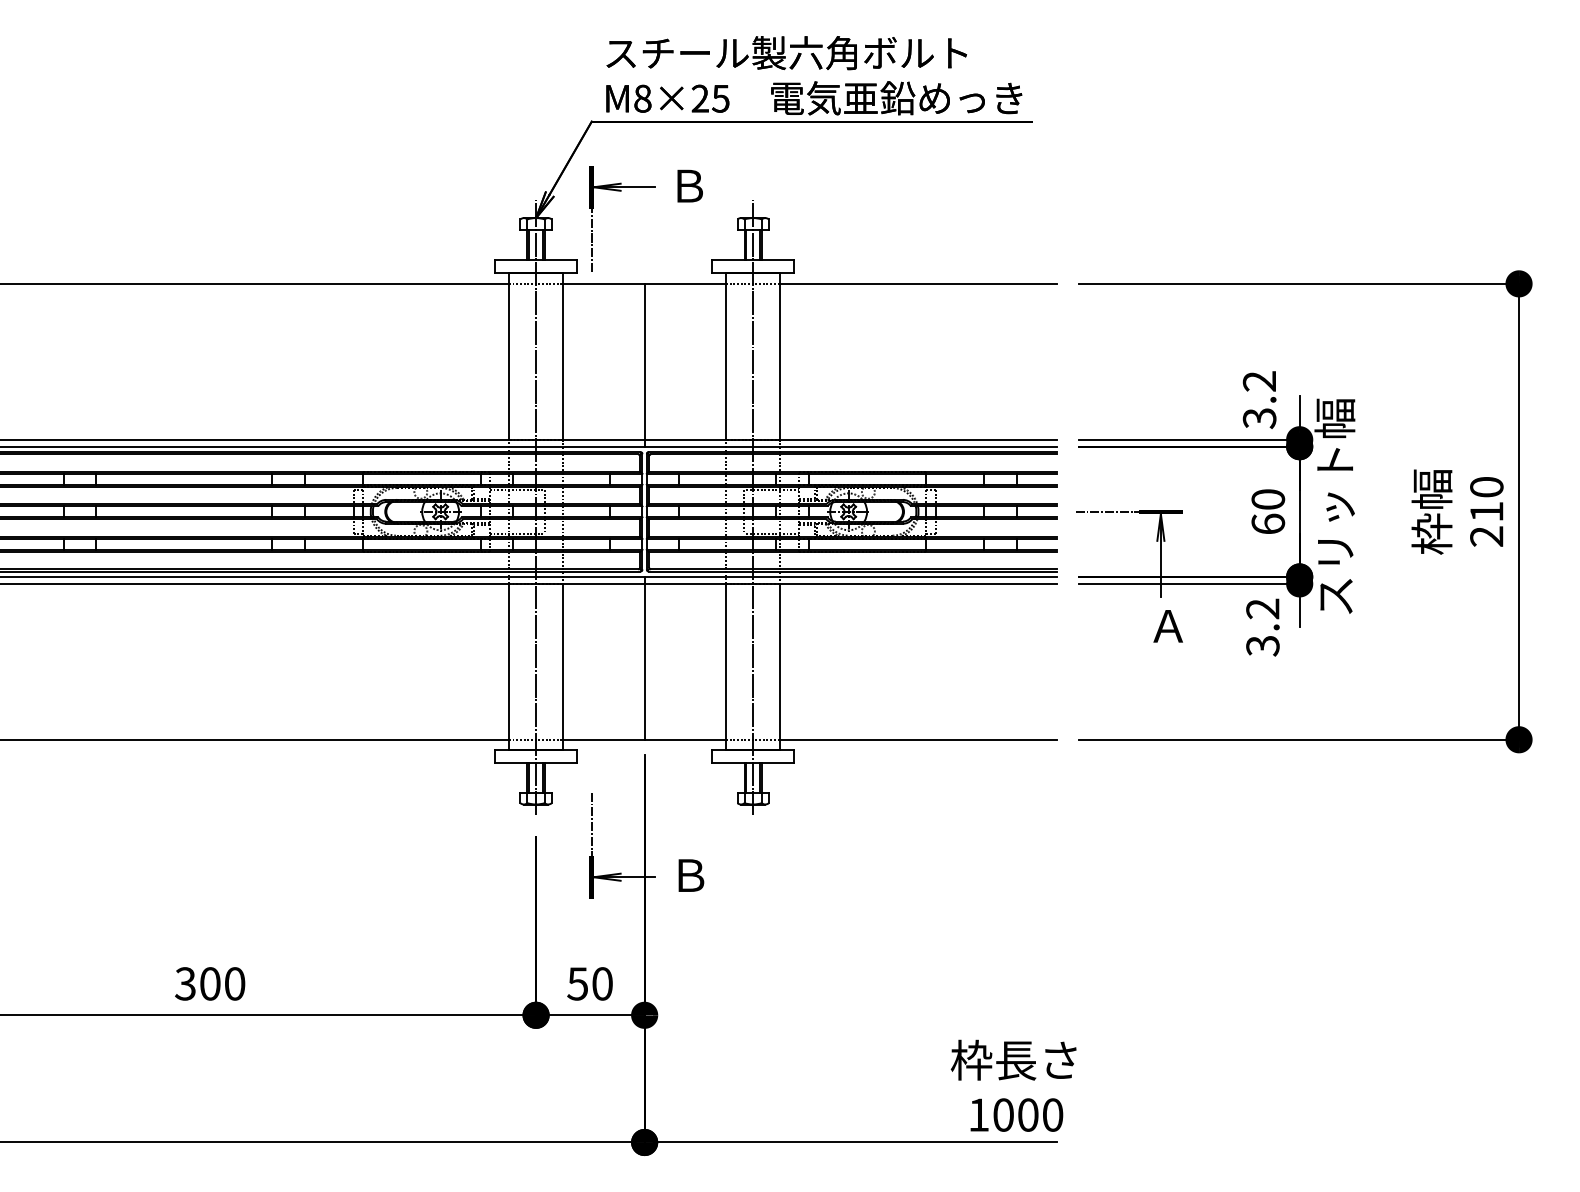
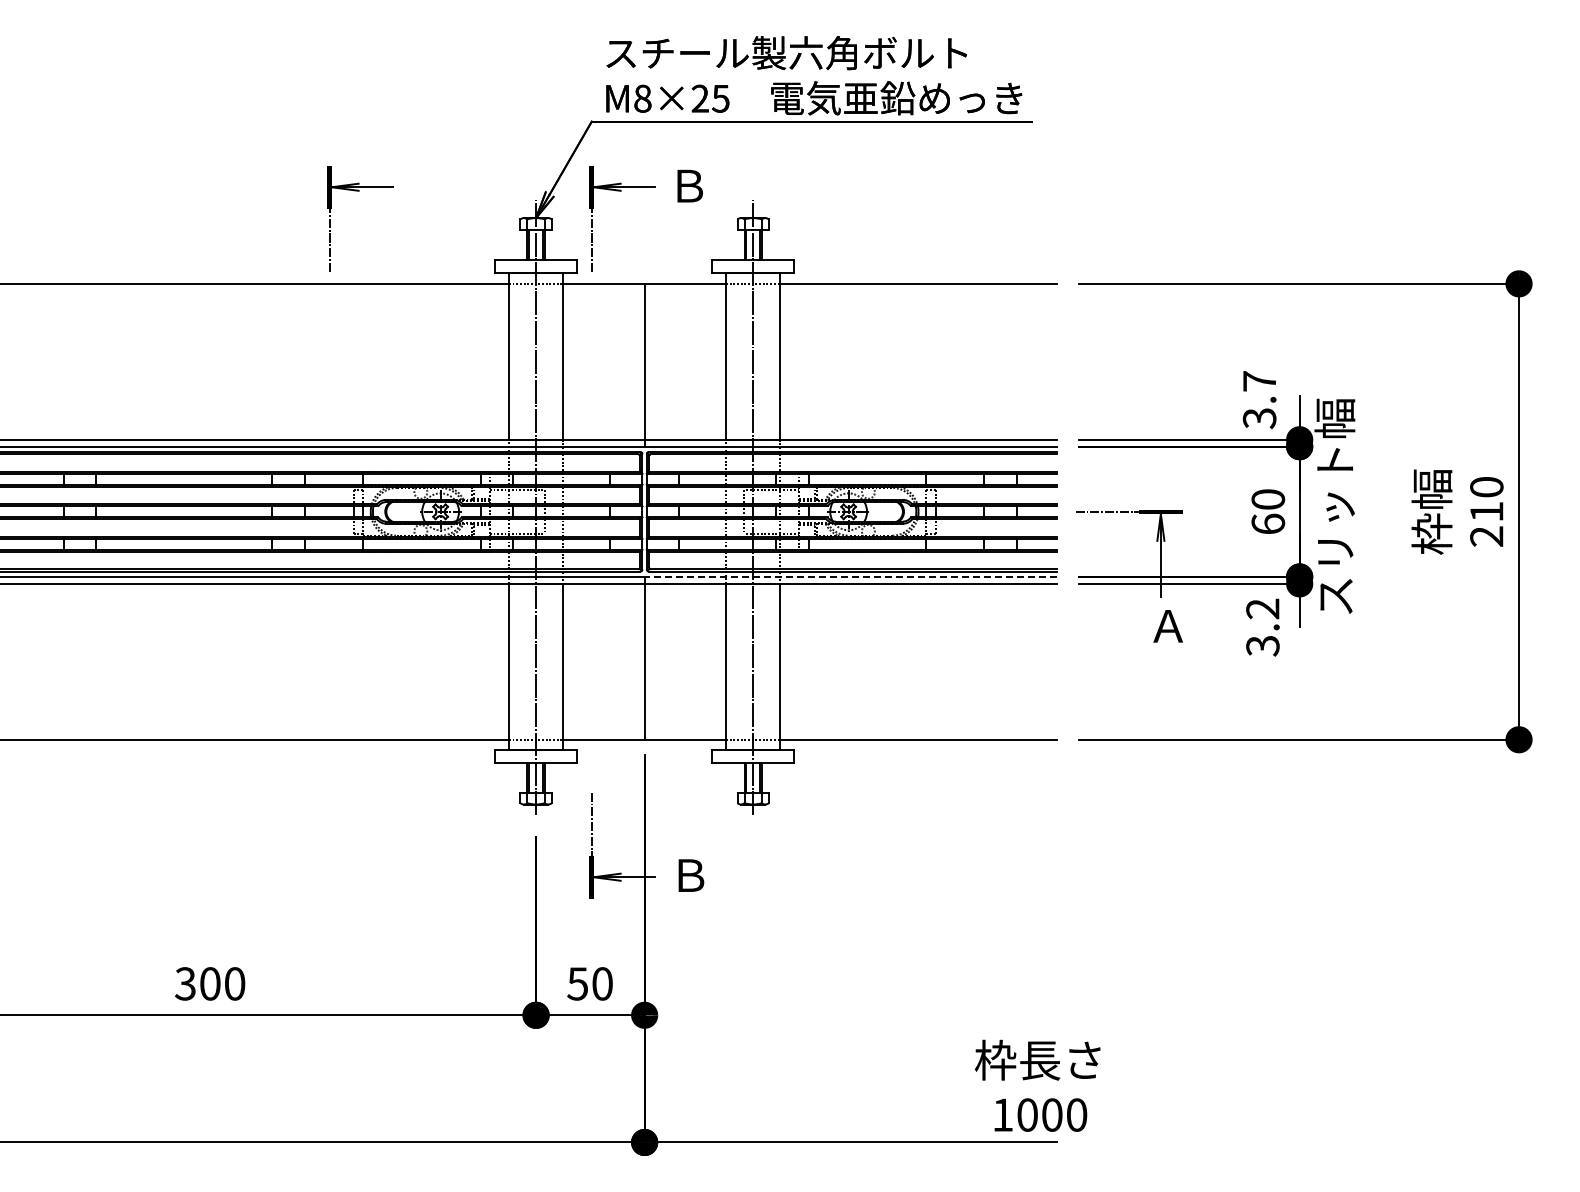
part: none -> present (359, 191)
text: 3.2 -> 3.7 (1258, 381)
line: solid -> dashed (850, 576)
text position: (1013, 1085) -> (1037, 1085) (1037, 1085)
